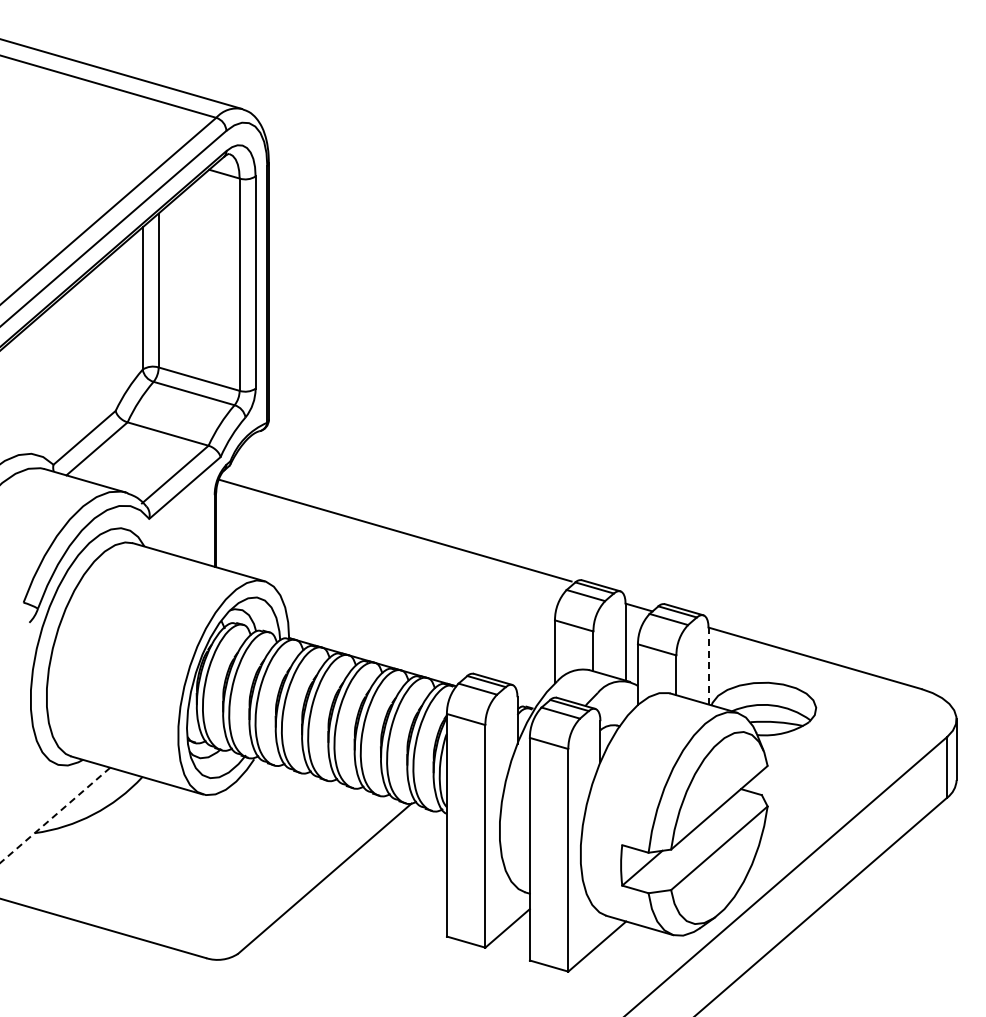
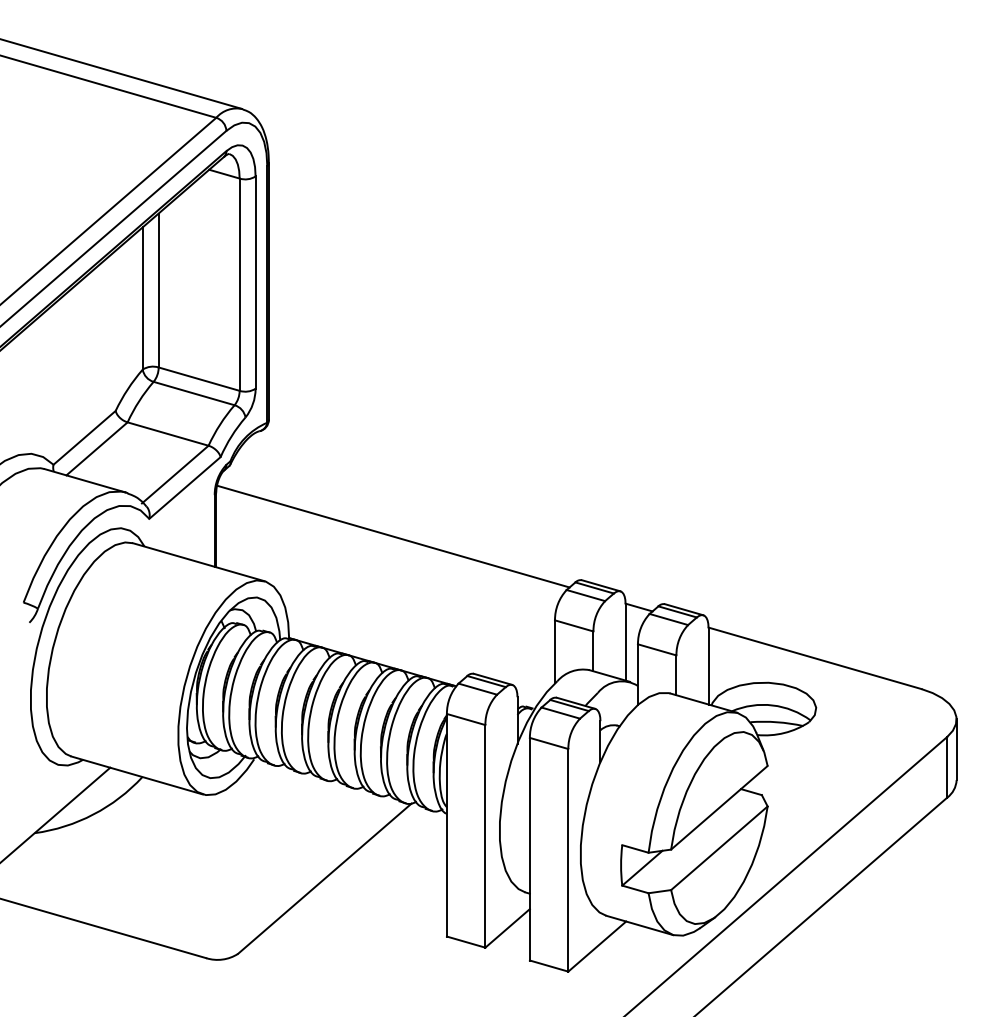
line position: (395, 530) -> (393, 536) (393, 536)
line: dashed -> solid (708, 665)
line: dashed -> solid (55, 815)
